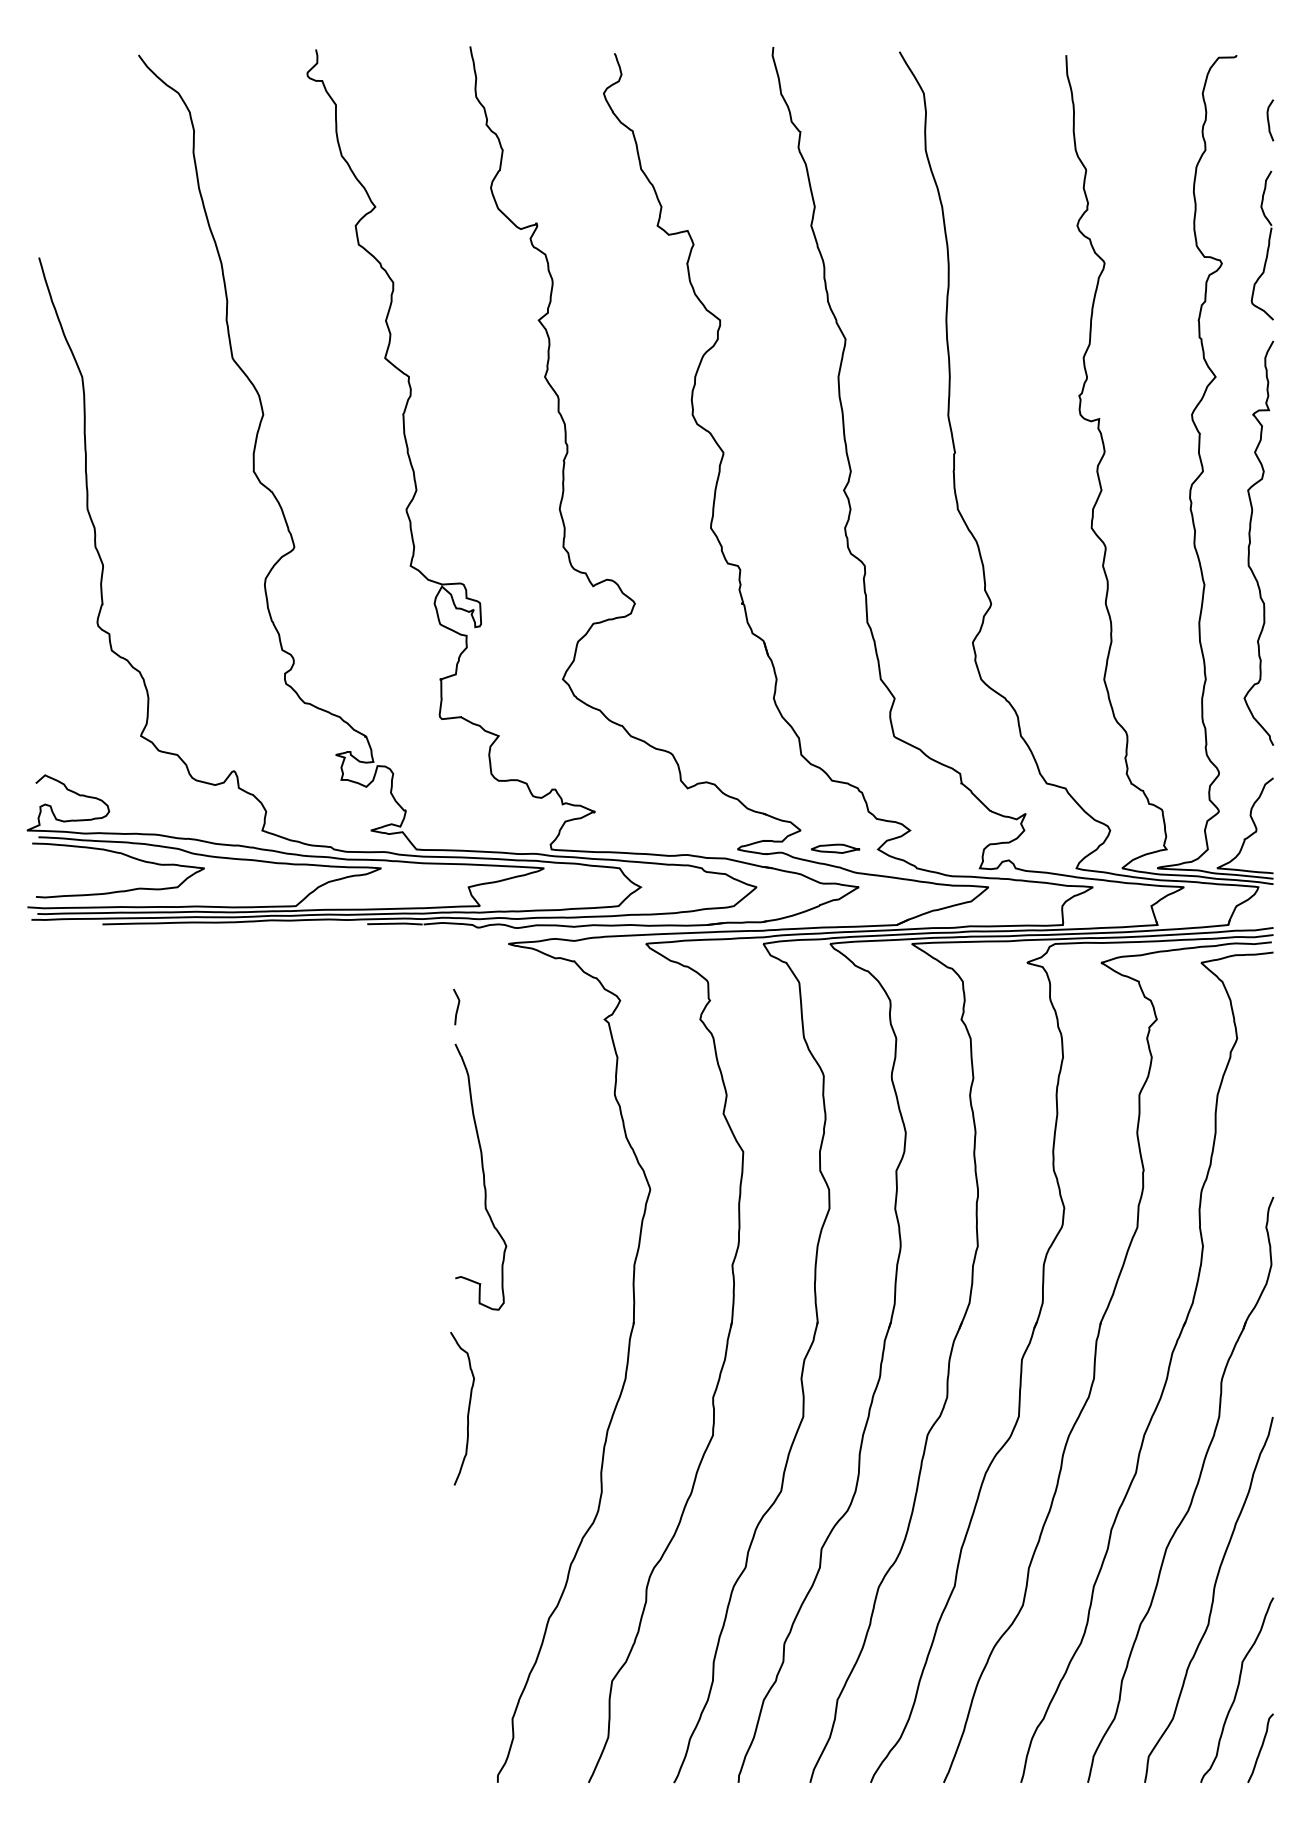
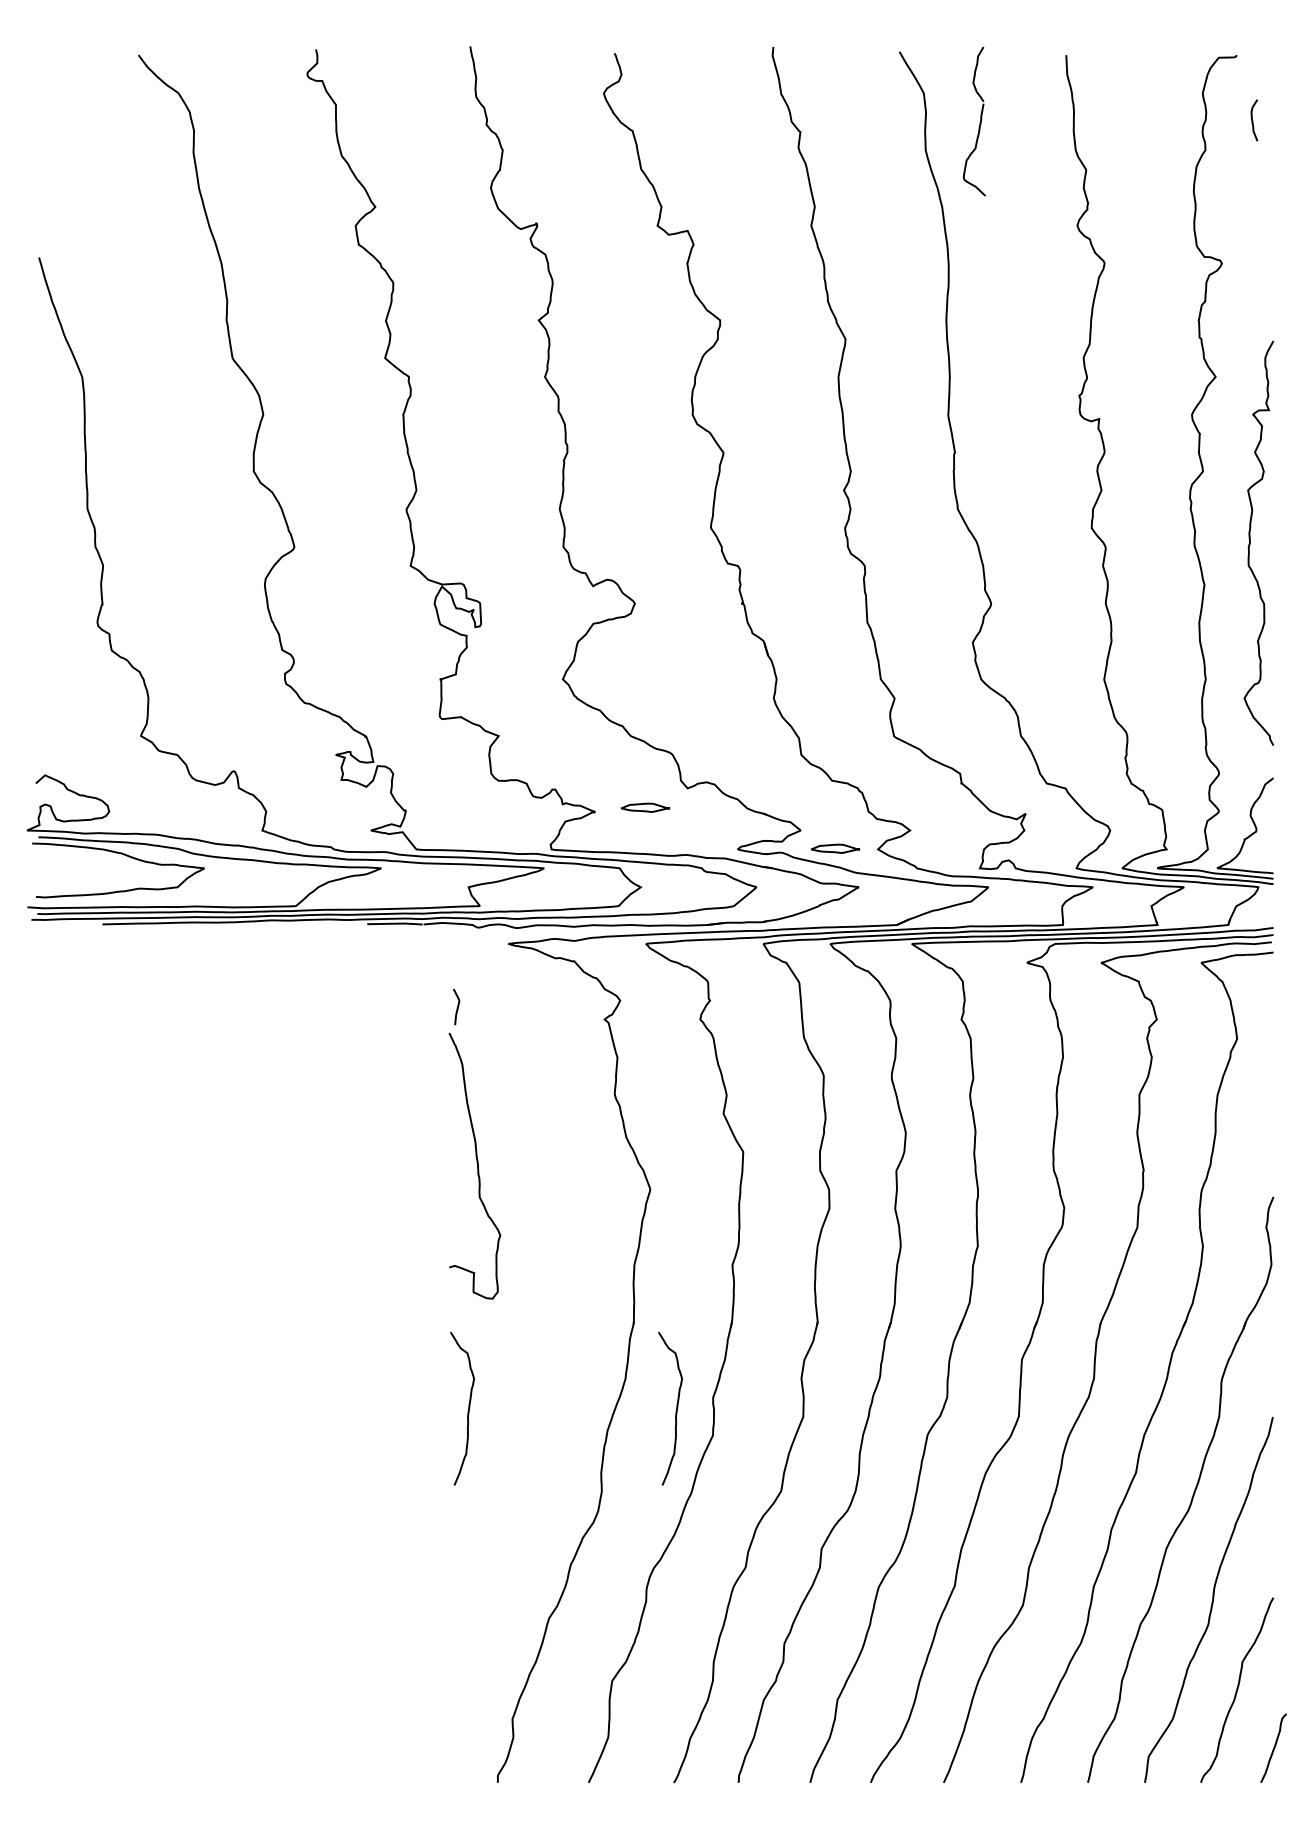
curve position: (1269, 120) -> (1253, 120) (1253, 120)
part position: (1267, 246) -> (979, 122) (979, 122)
part: none -> present (645, 807)
curve position: (483, 1176) -> (477, 1165) (477, 1165)
curve: none -> present (675, 1410)
curve position: (1260, 1747) -> (1273, 1747) (1273, 1747)
